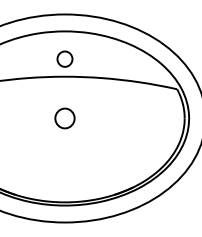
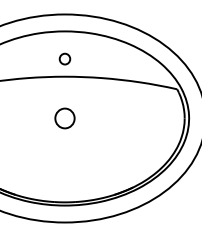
part size: 18x18 px -> 14x14 px (64, 58)
